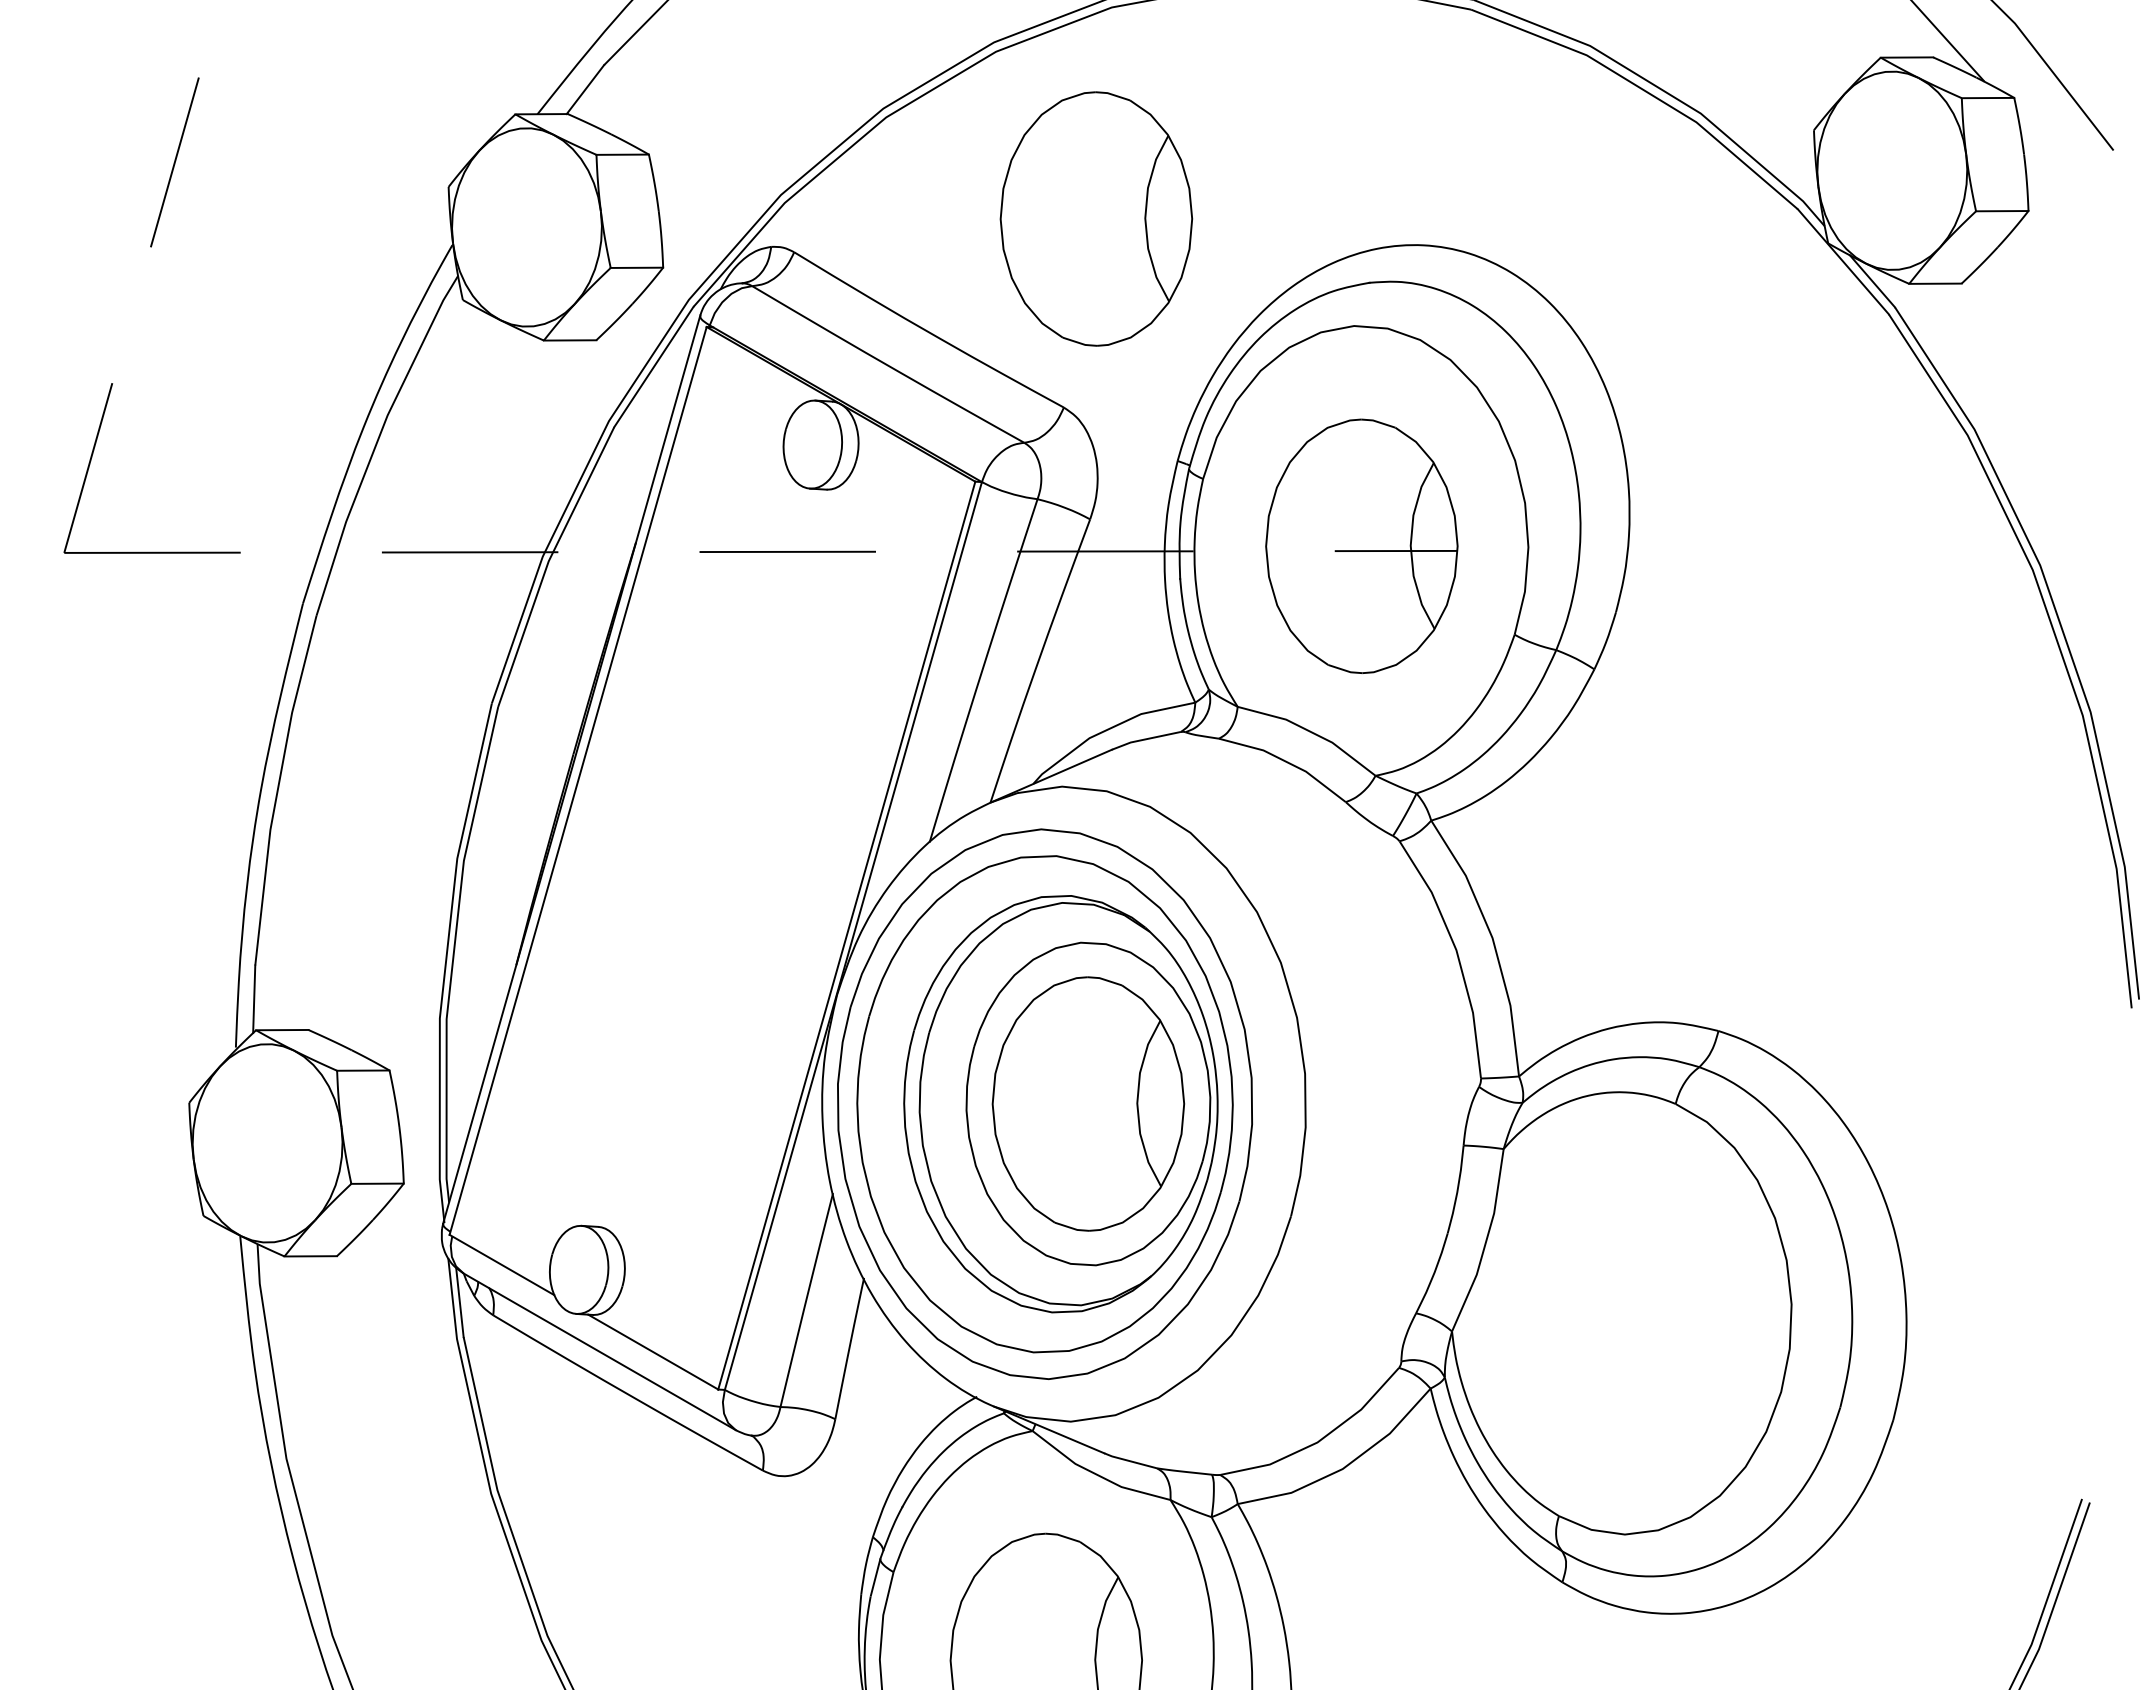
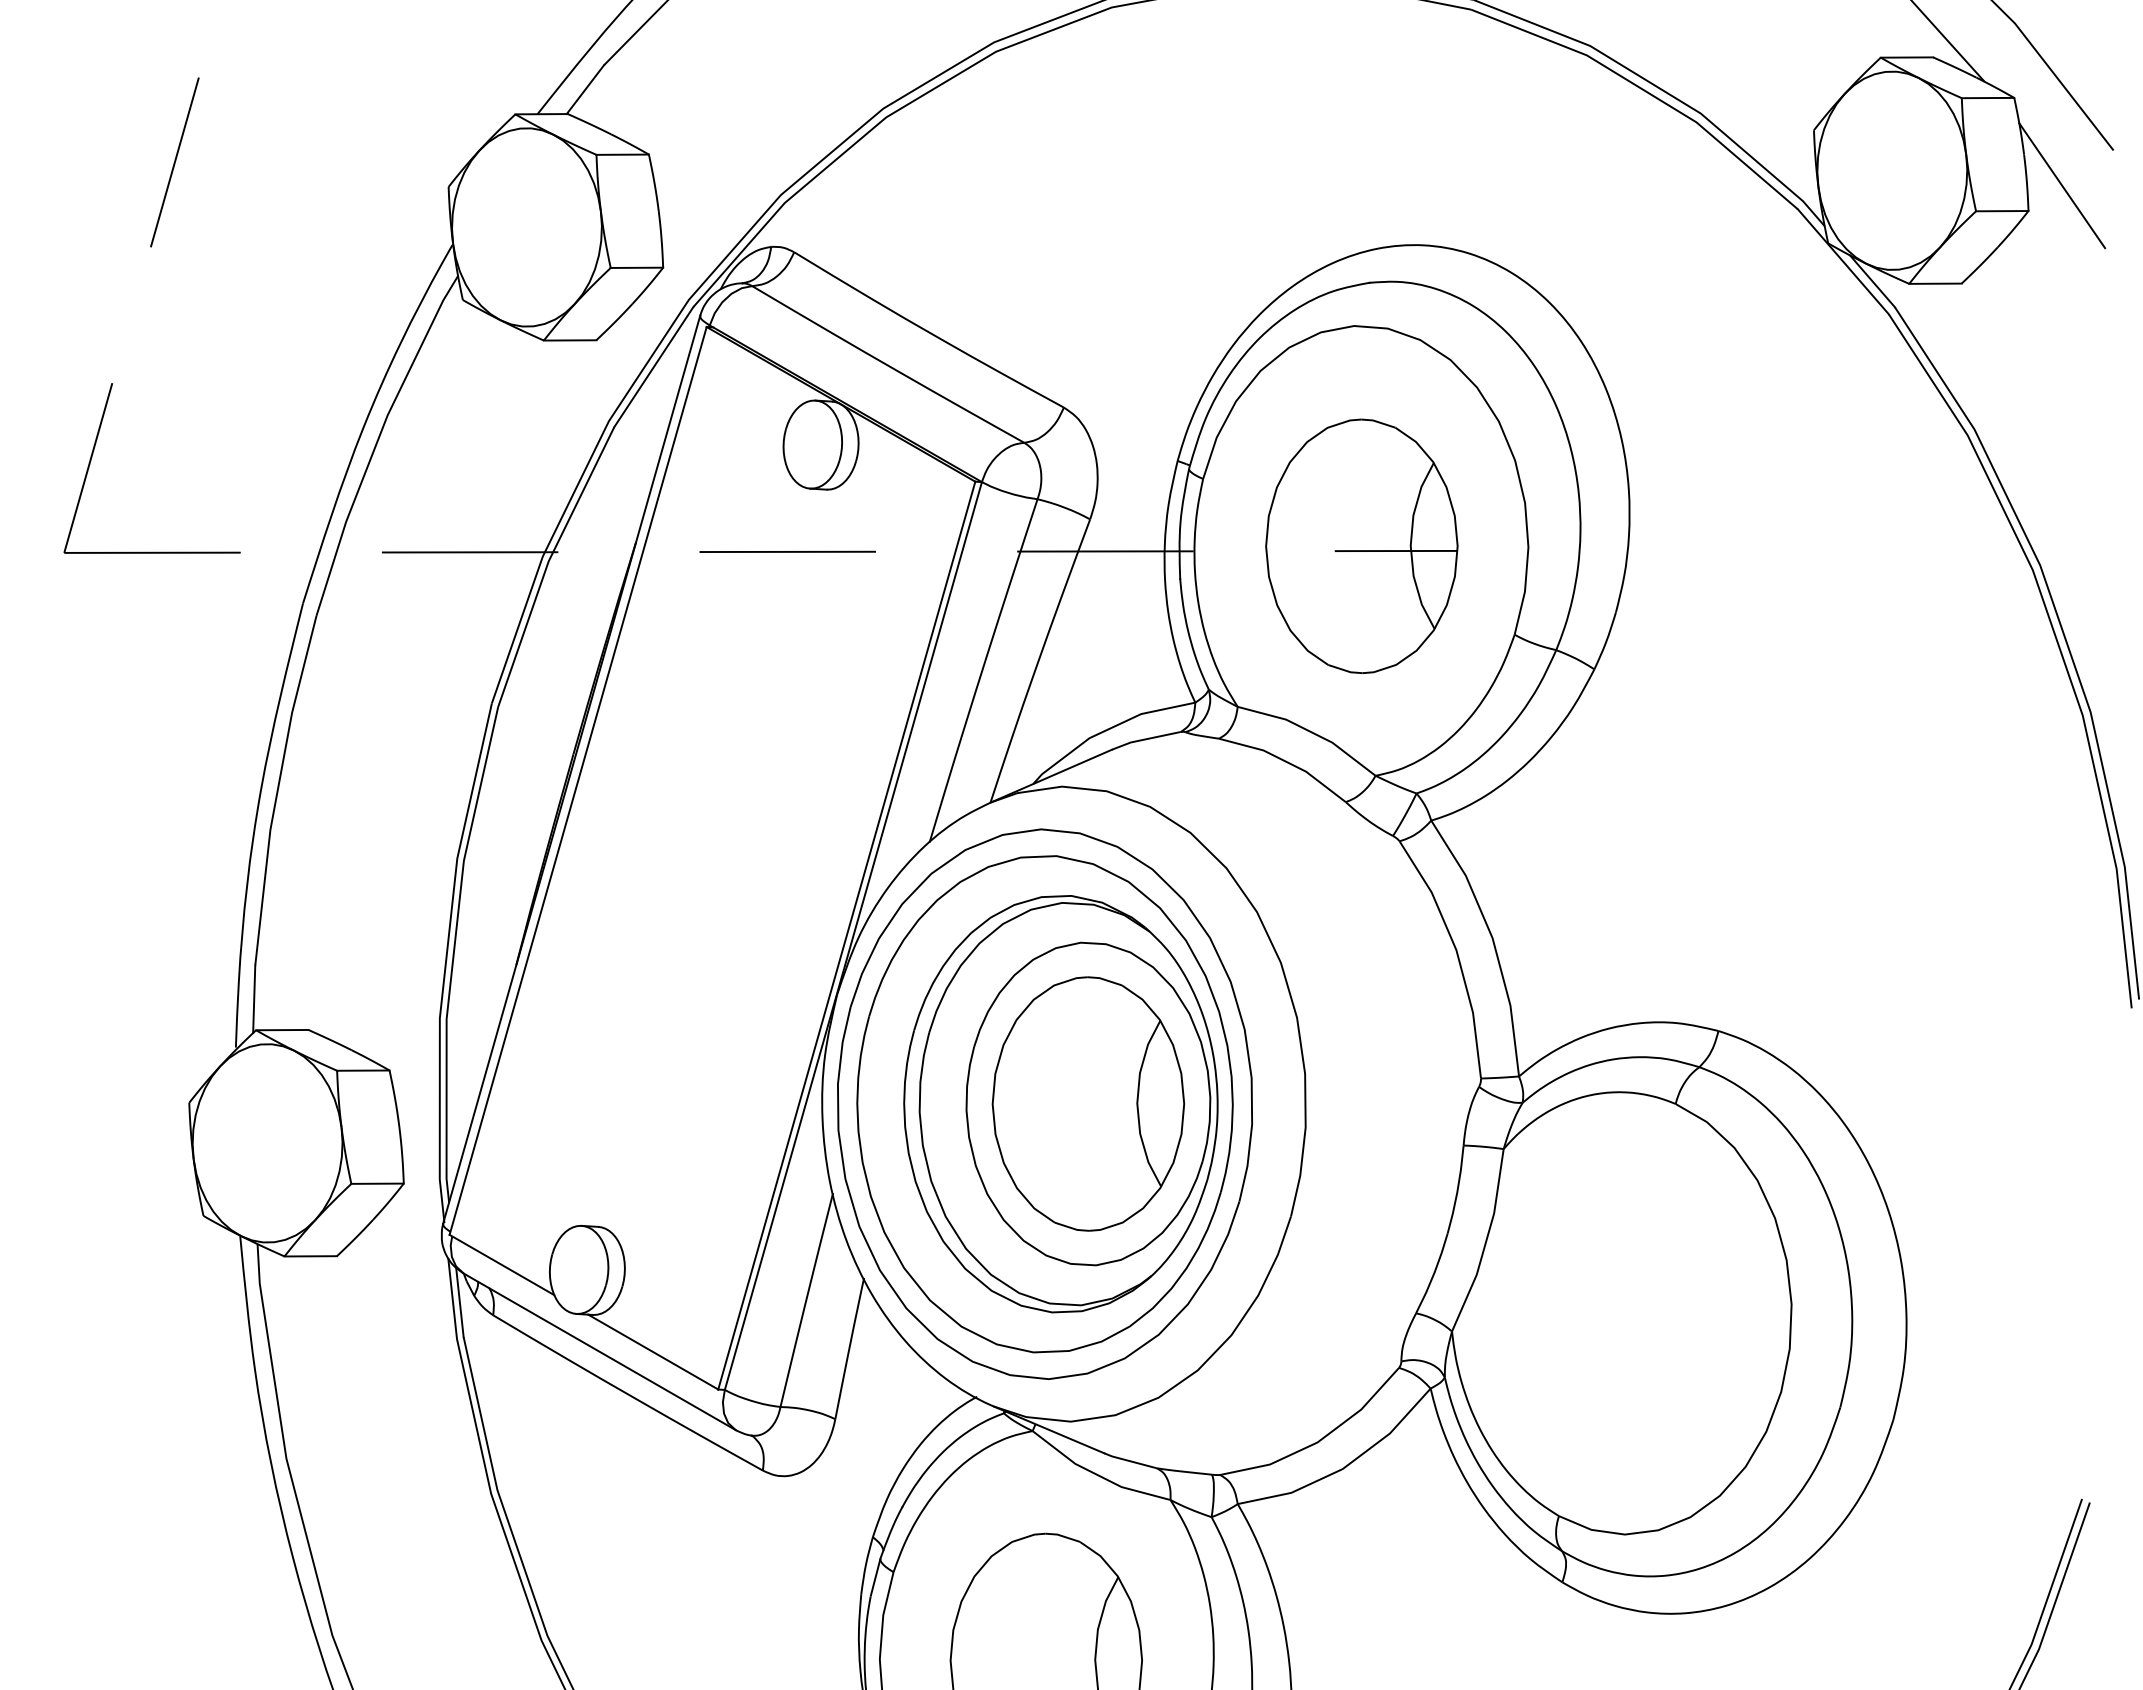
line: none -> present (2062, 185)
part: present -> none (1096, 218)
